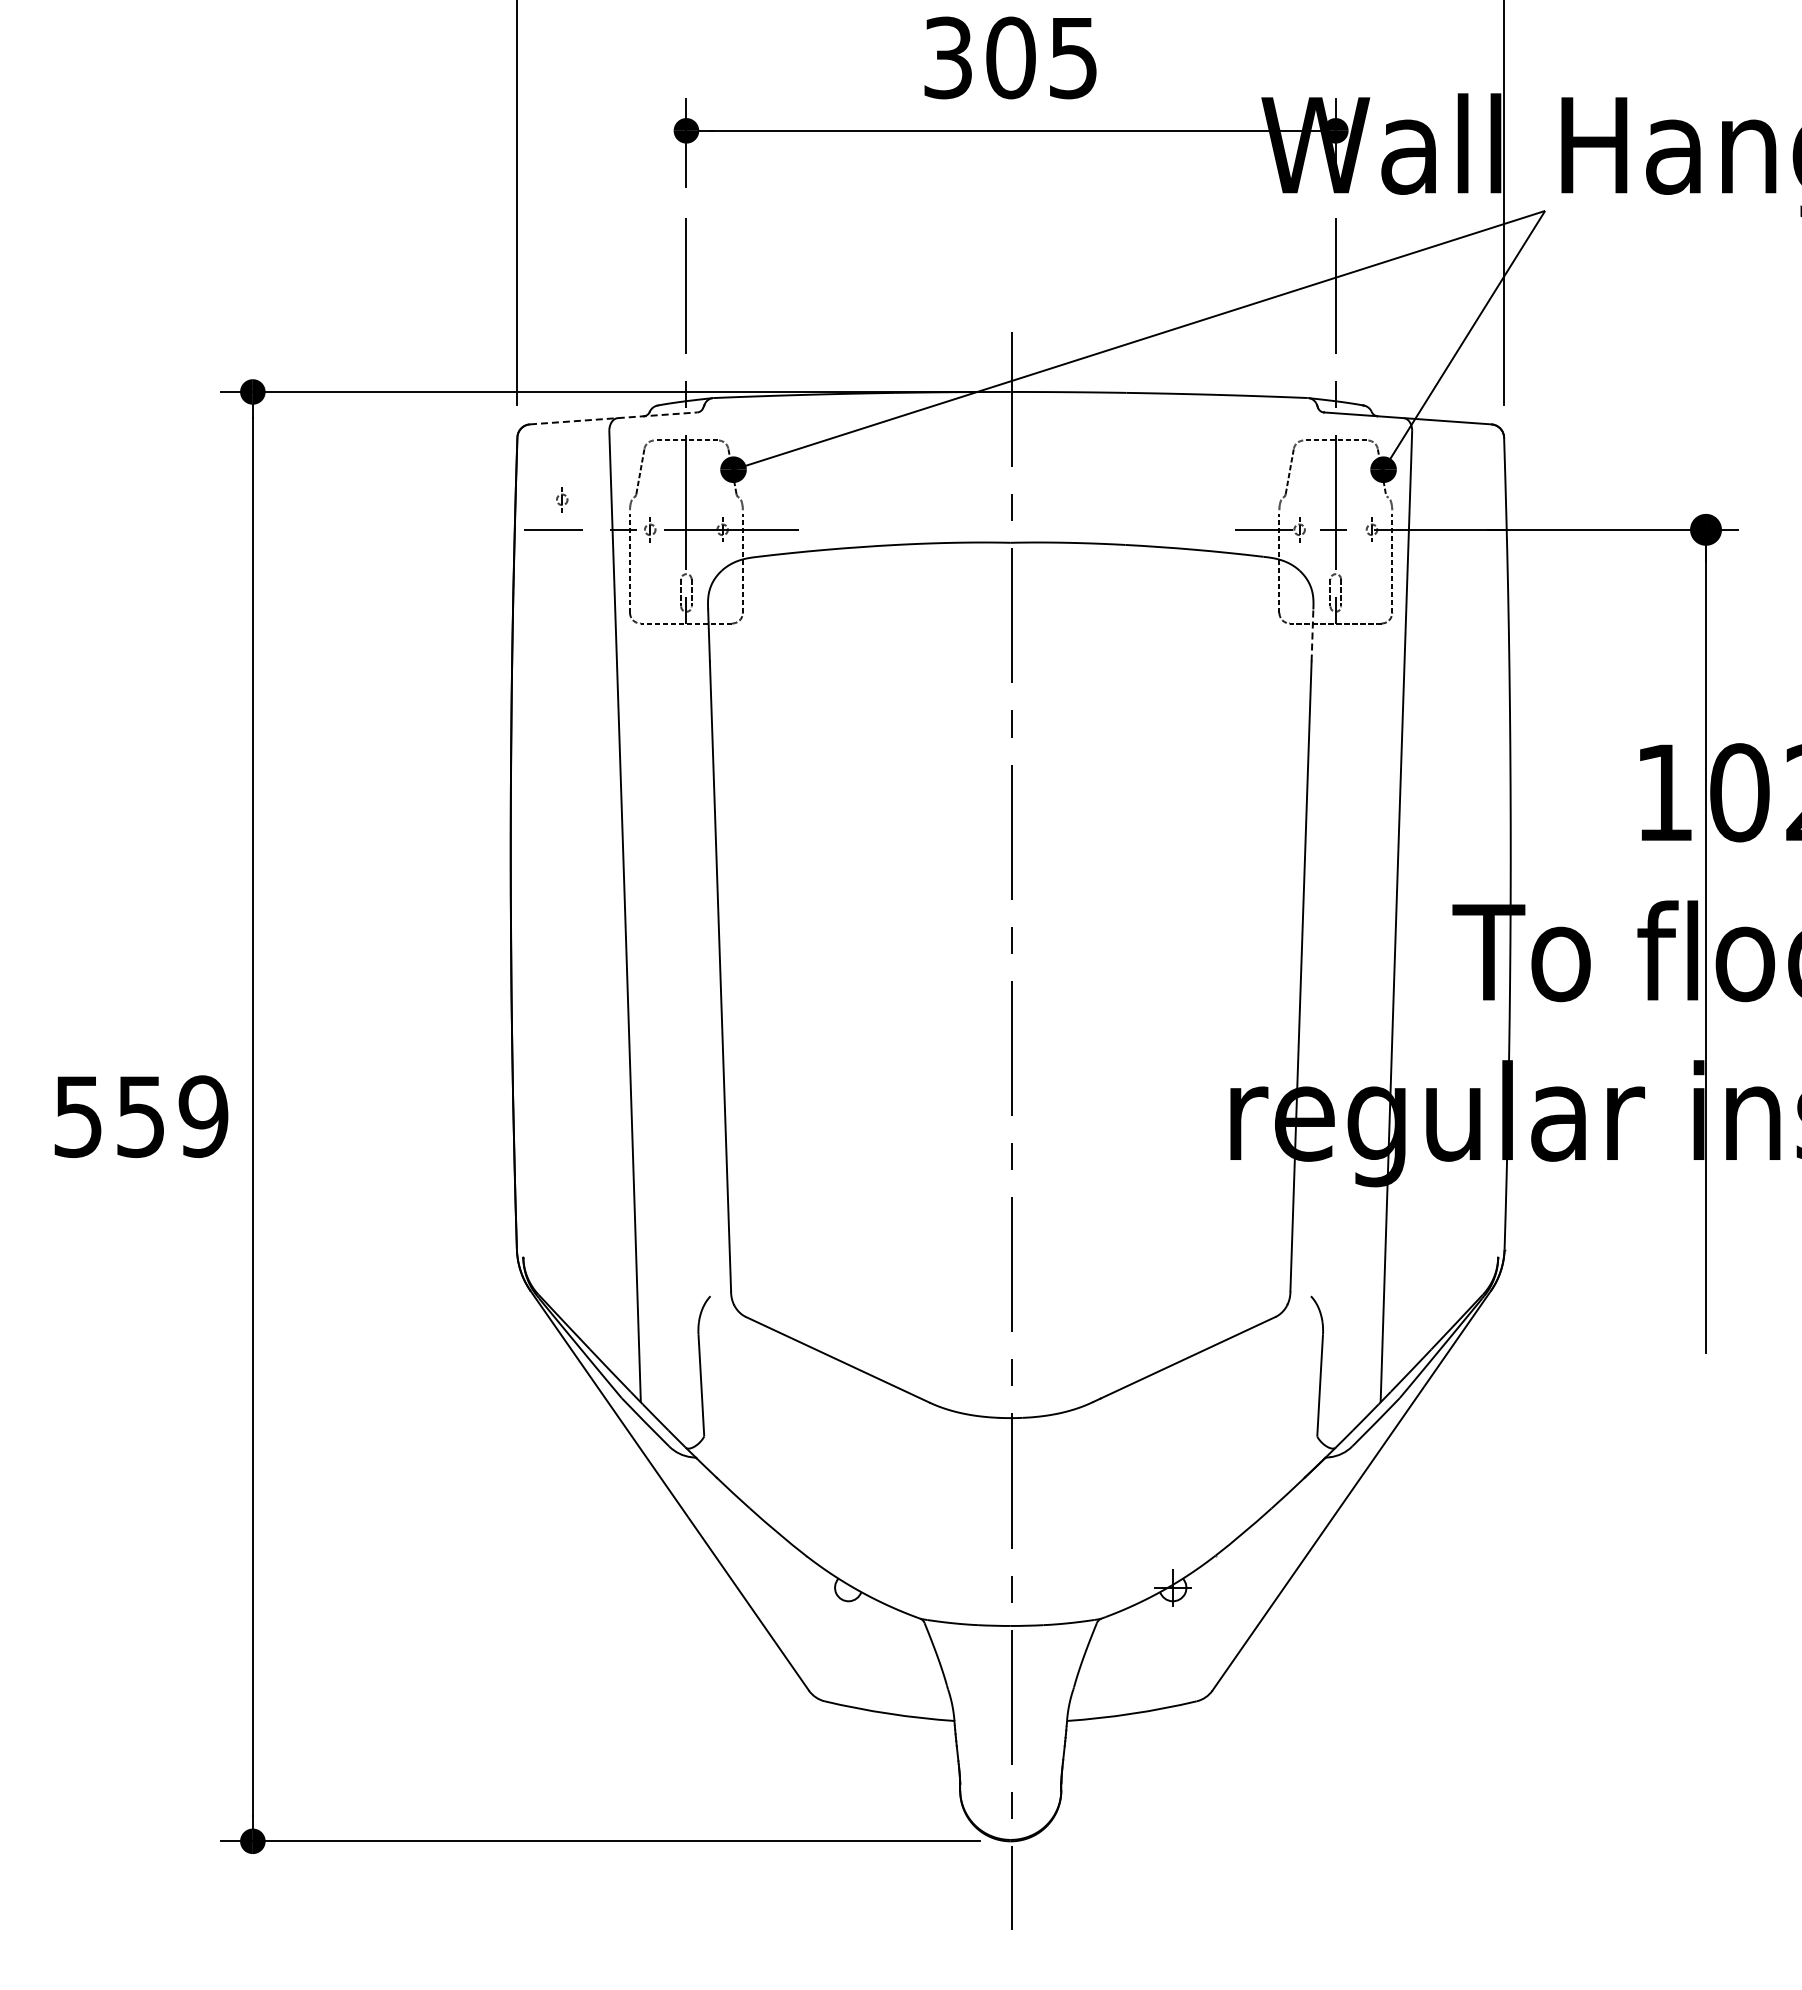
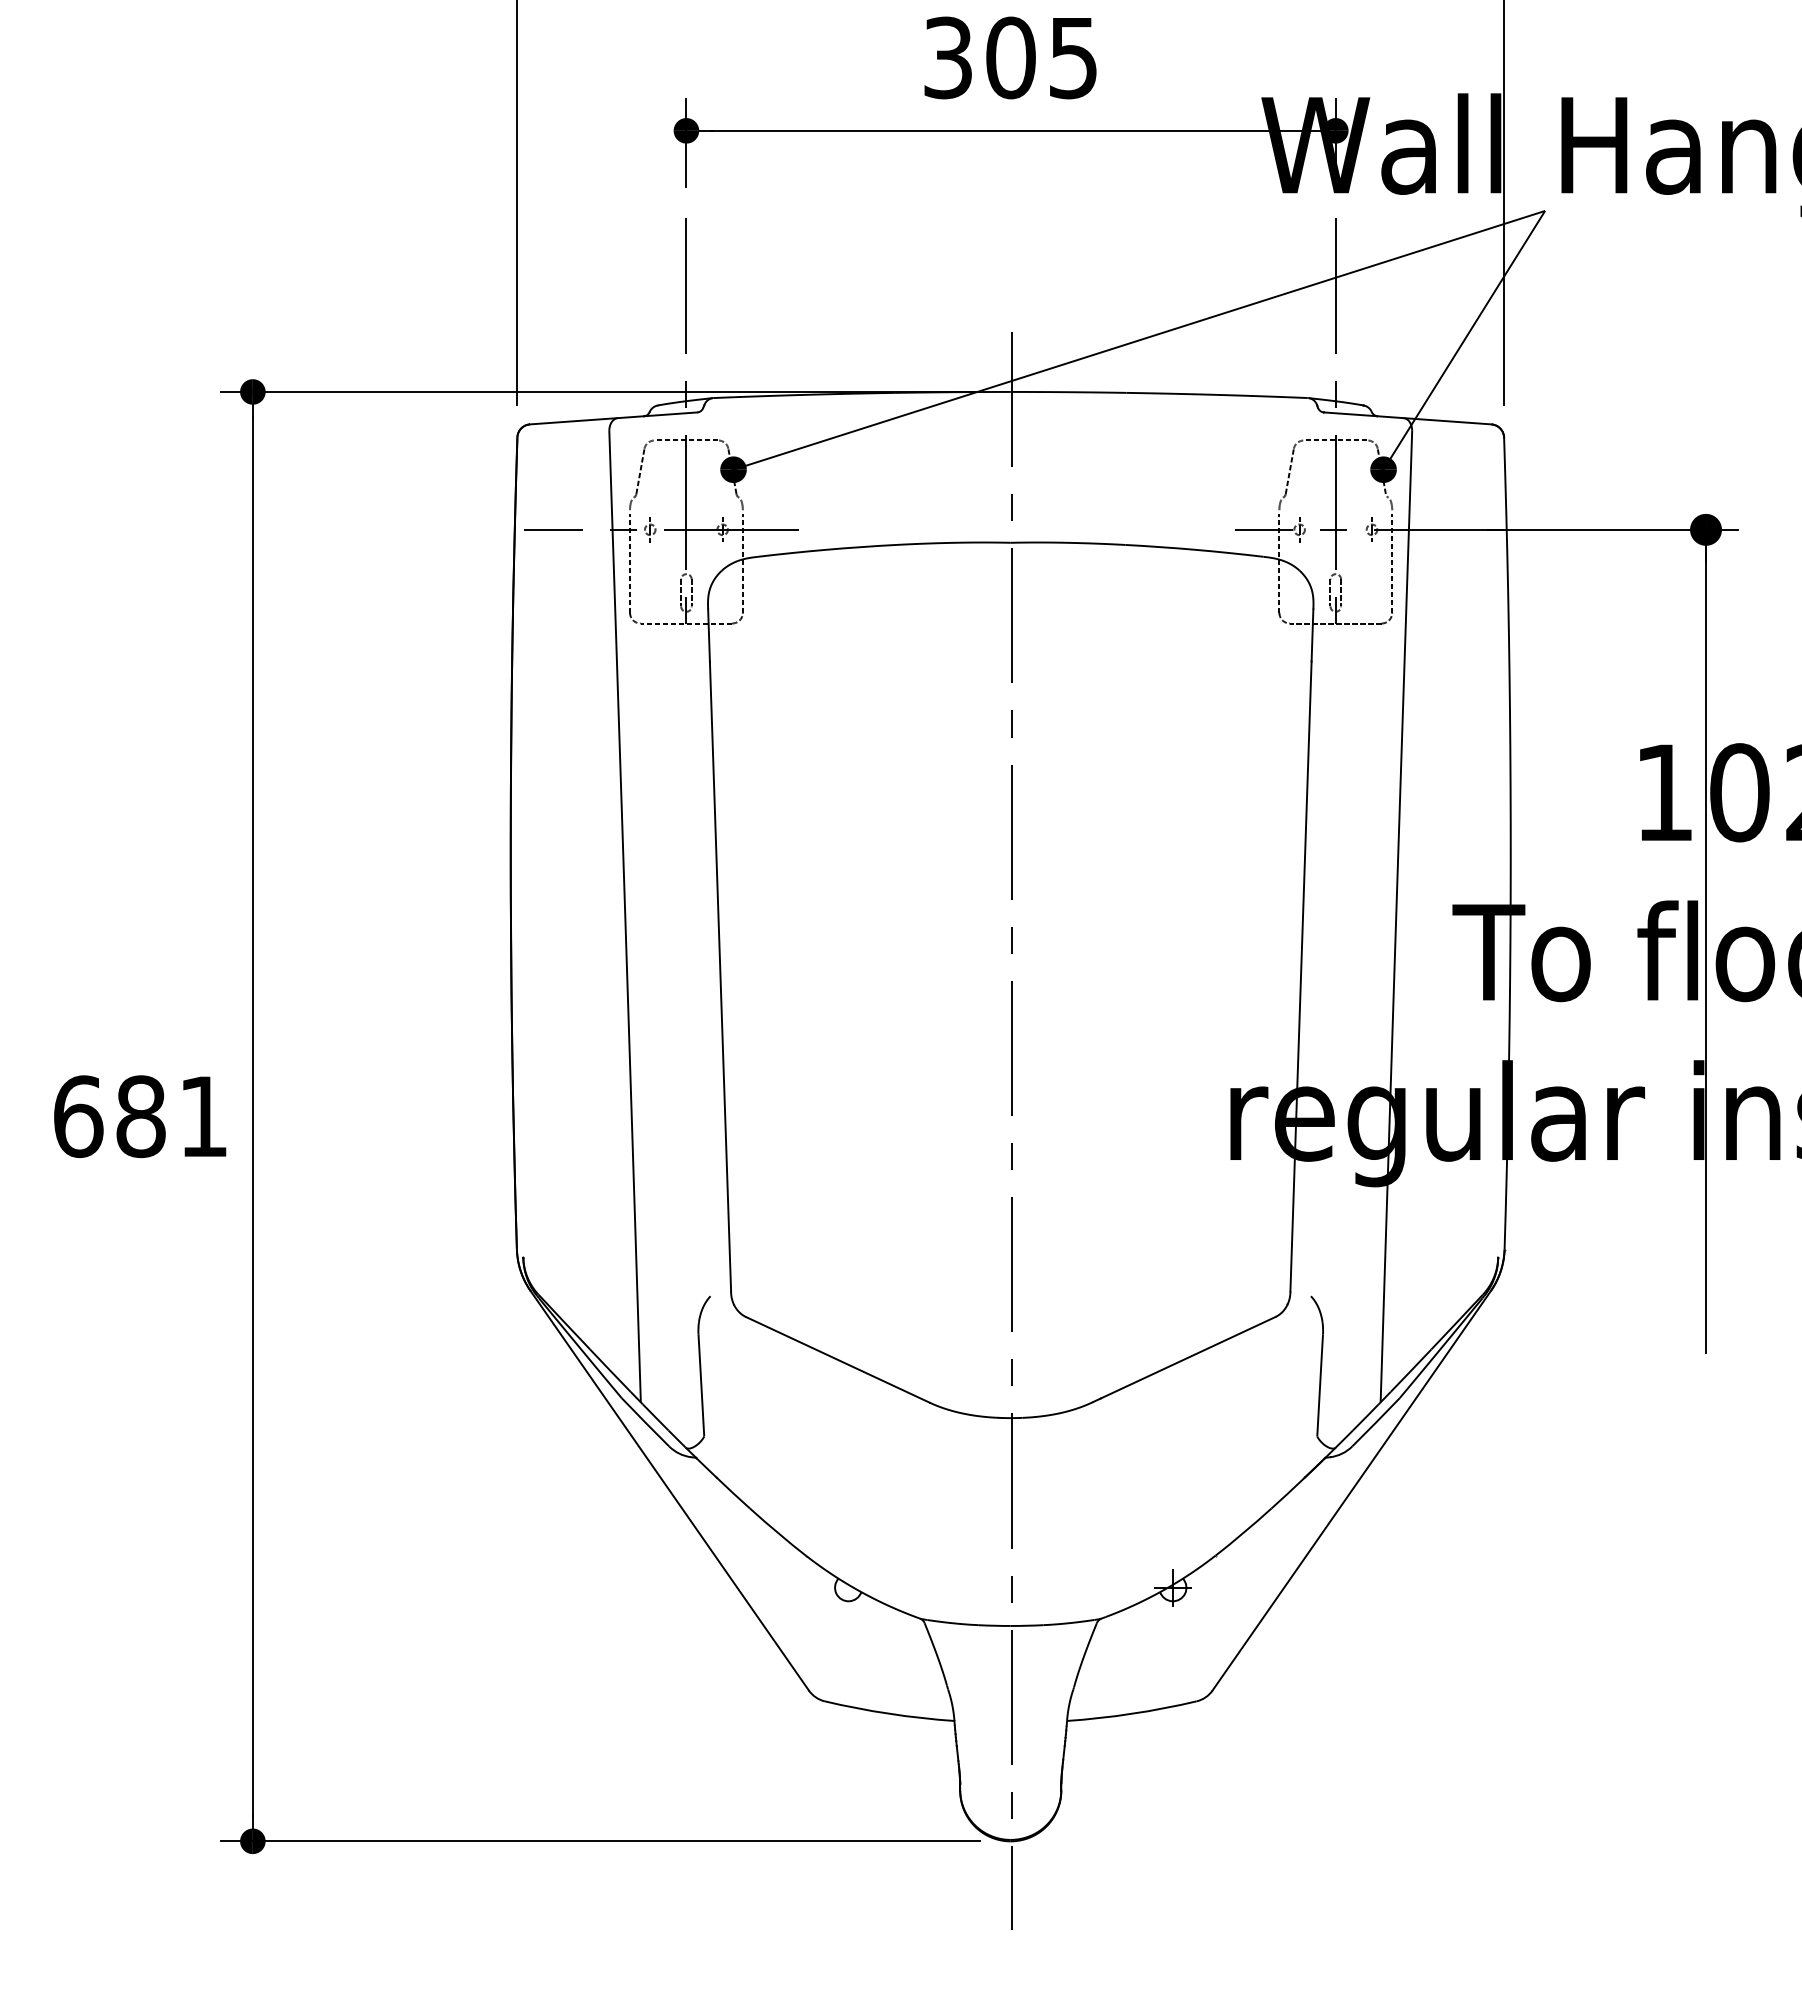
line: dashed -> solid (613, 418)
part: present -> none (562, 499)
line: dashed -> solid (1312, 635)
text: 559 -> 681 (141, 1116)
